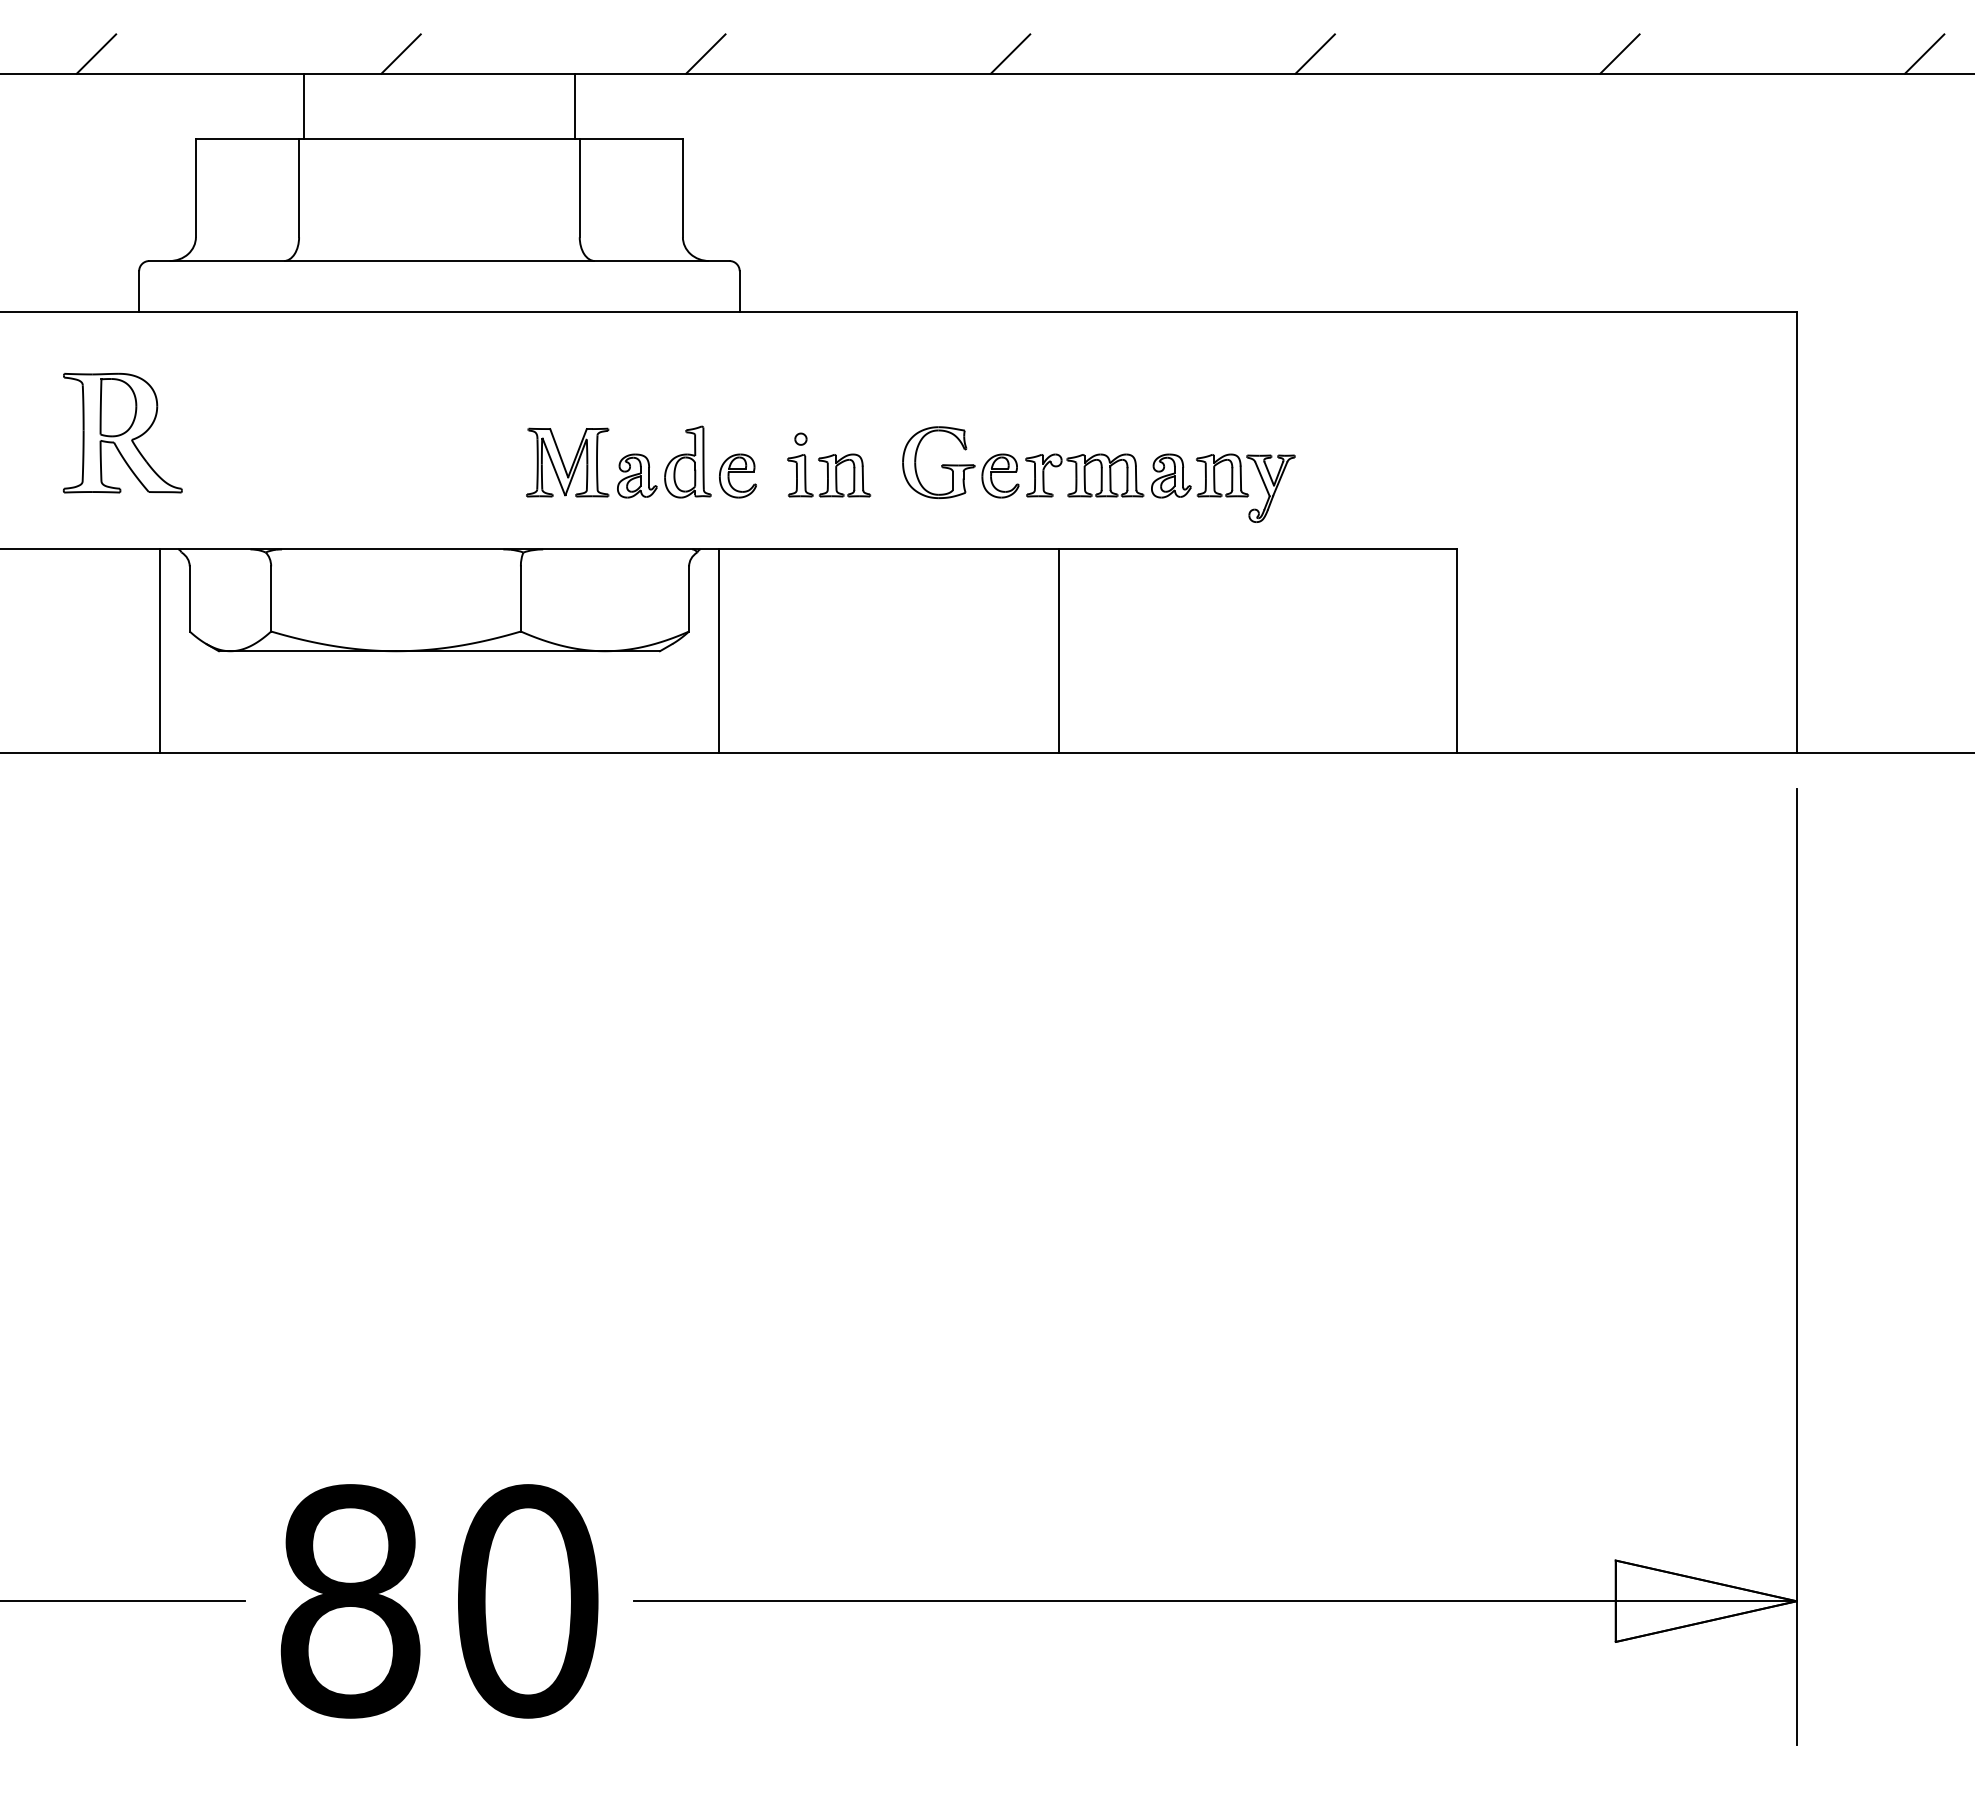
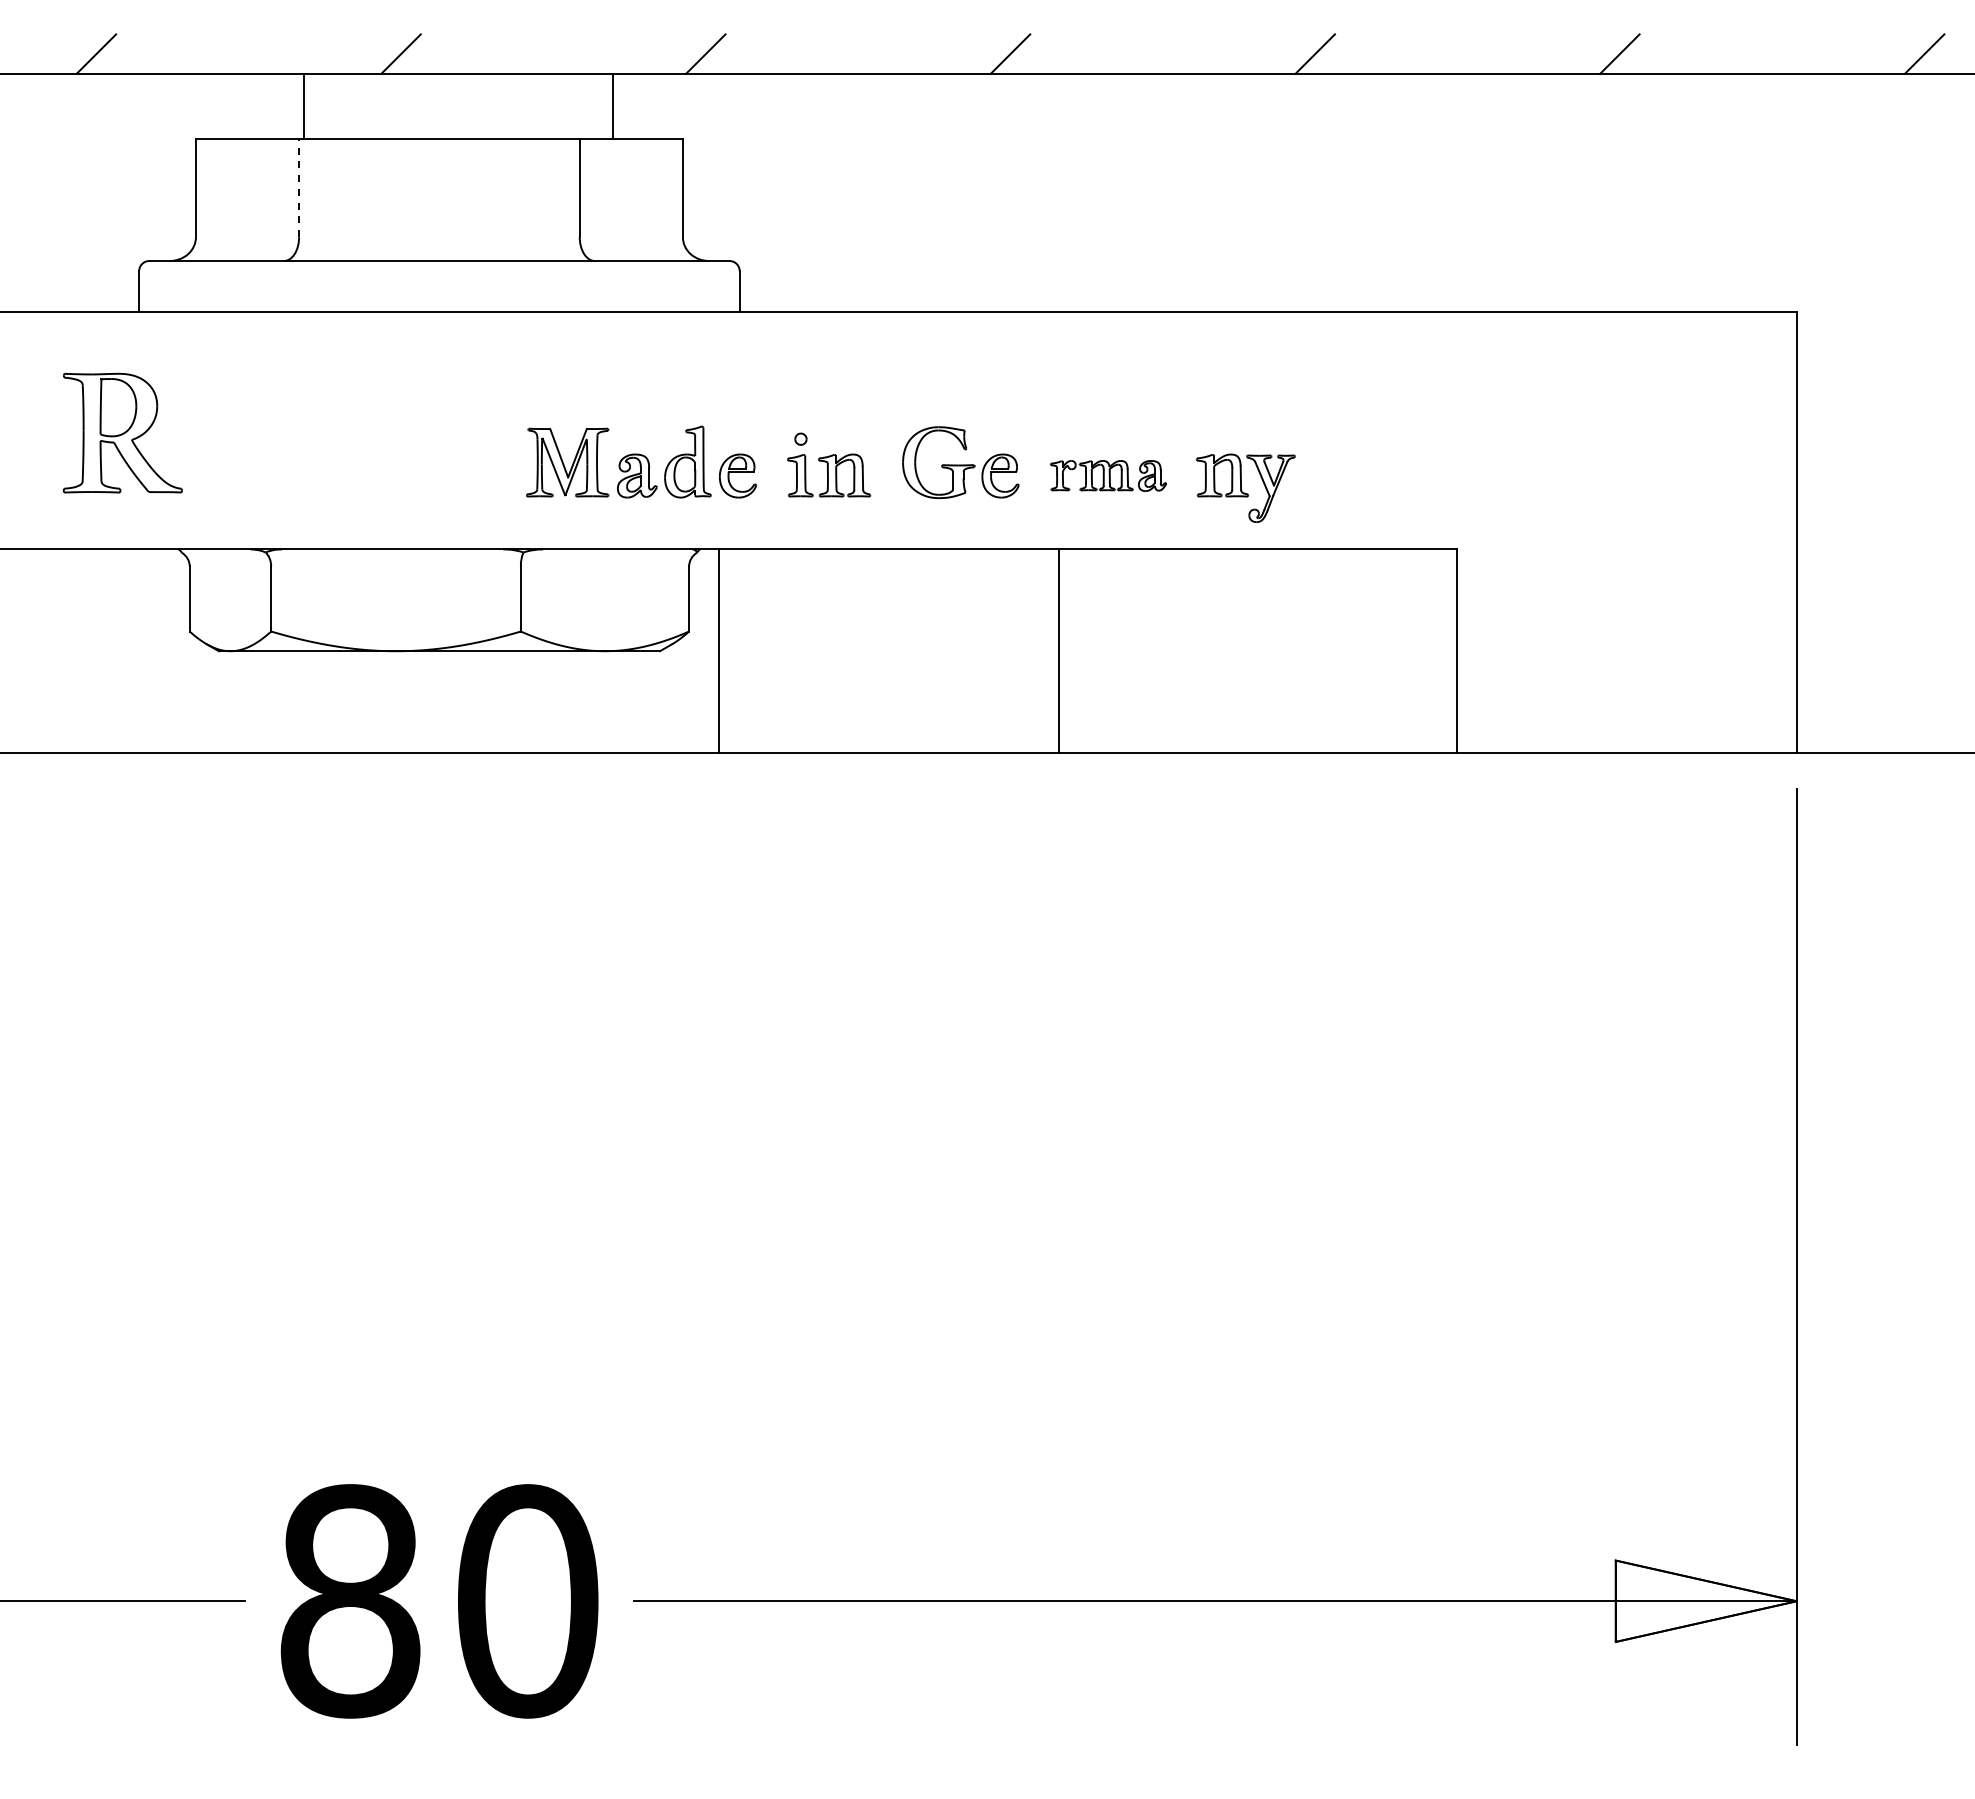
line position: (575, 106) -> (613, 106) (613, 106)
line: solid -> dashed (299, 187)
part size: 167x46 px -> 118x32 px (1107, 475)
line: present -> none (159, 651)
